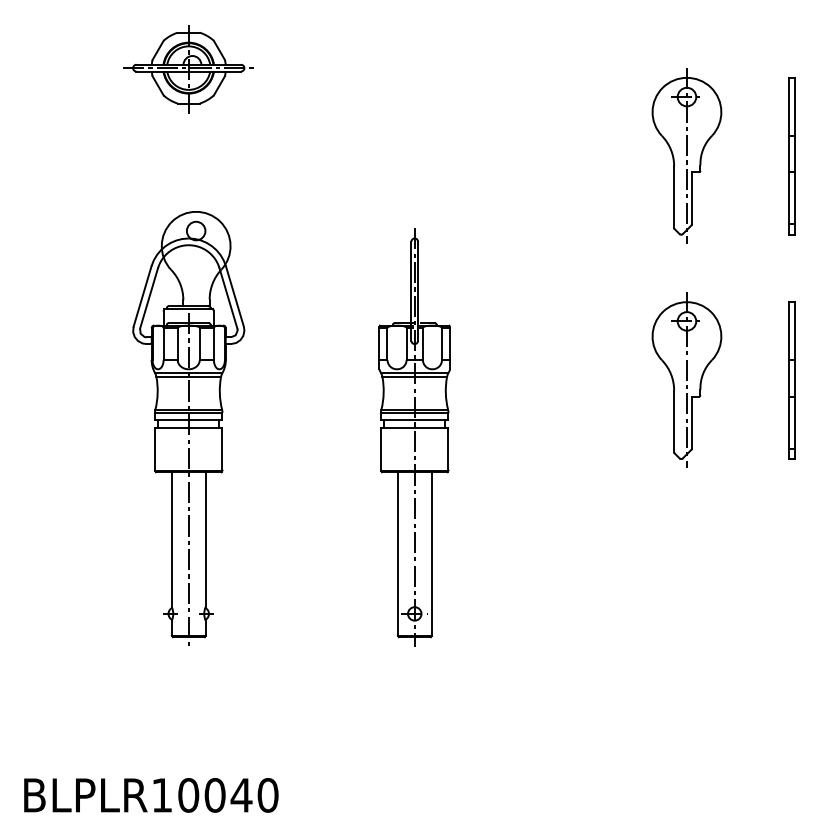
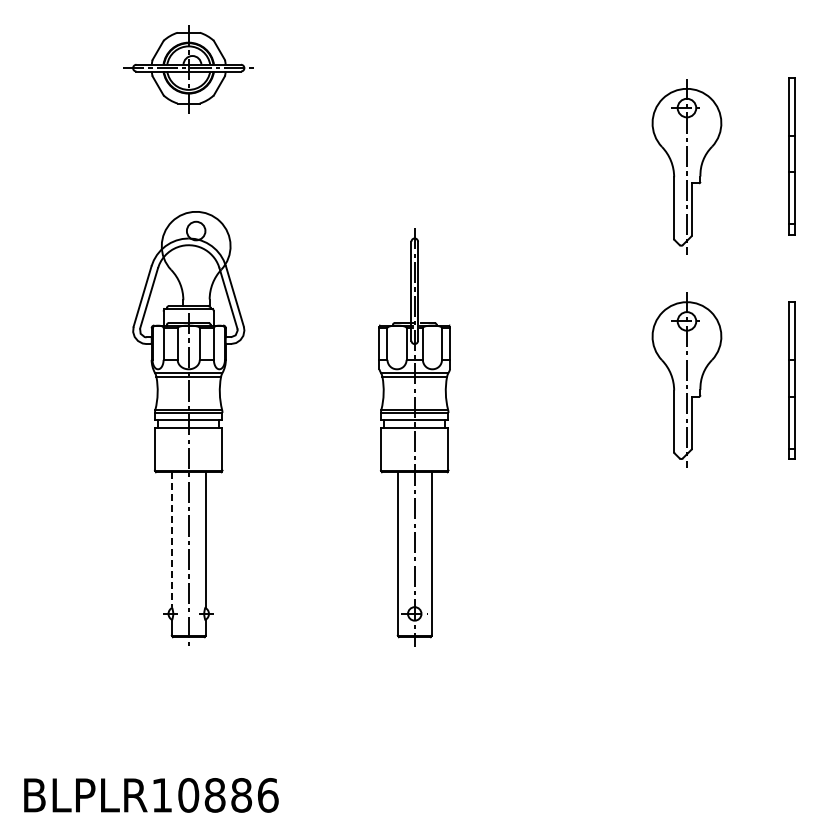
part position: (686, 155) -> (686, 166) (686, 166)
line: solid -> dashed (171, 540)
text: BLPLR10040 -> BLPLR10886 (241, 795)
